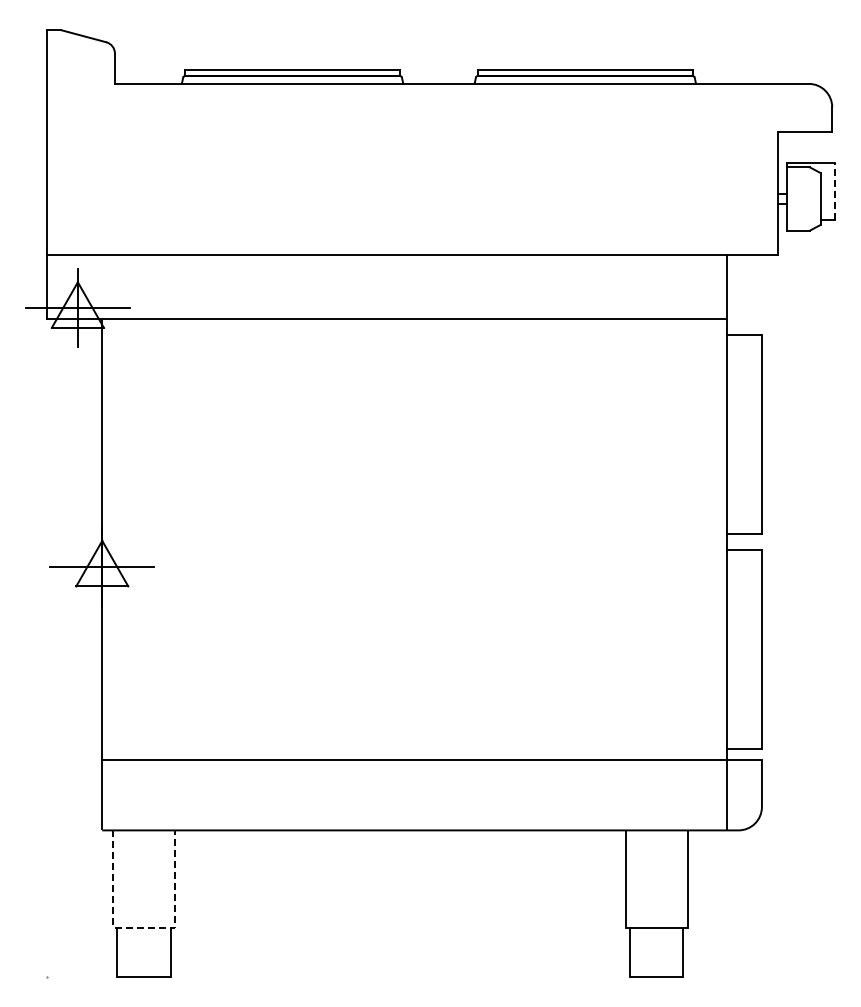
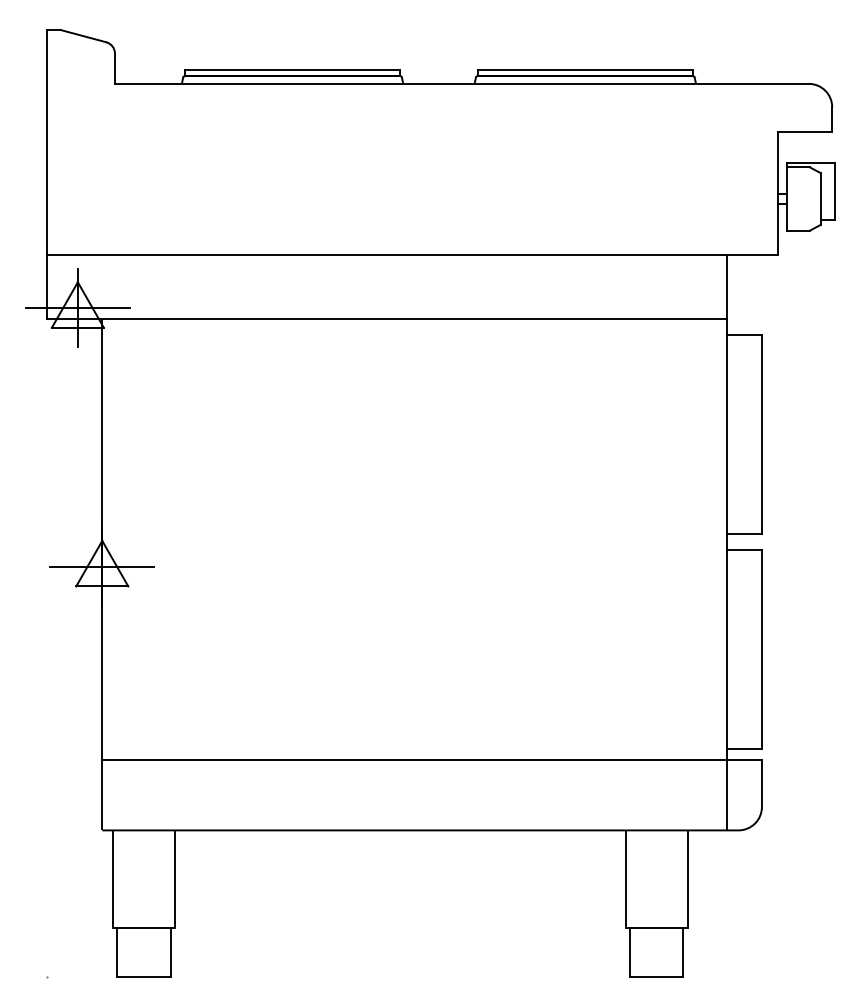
line: dashed -> solid (835, 191)
line: dashed -> solid (144, 927)
